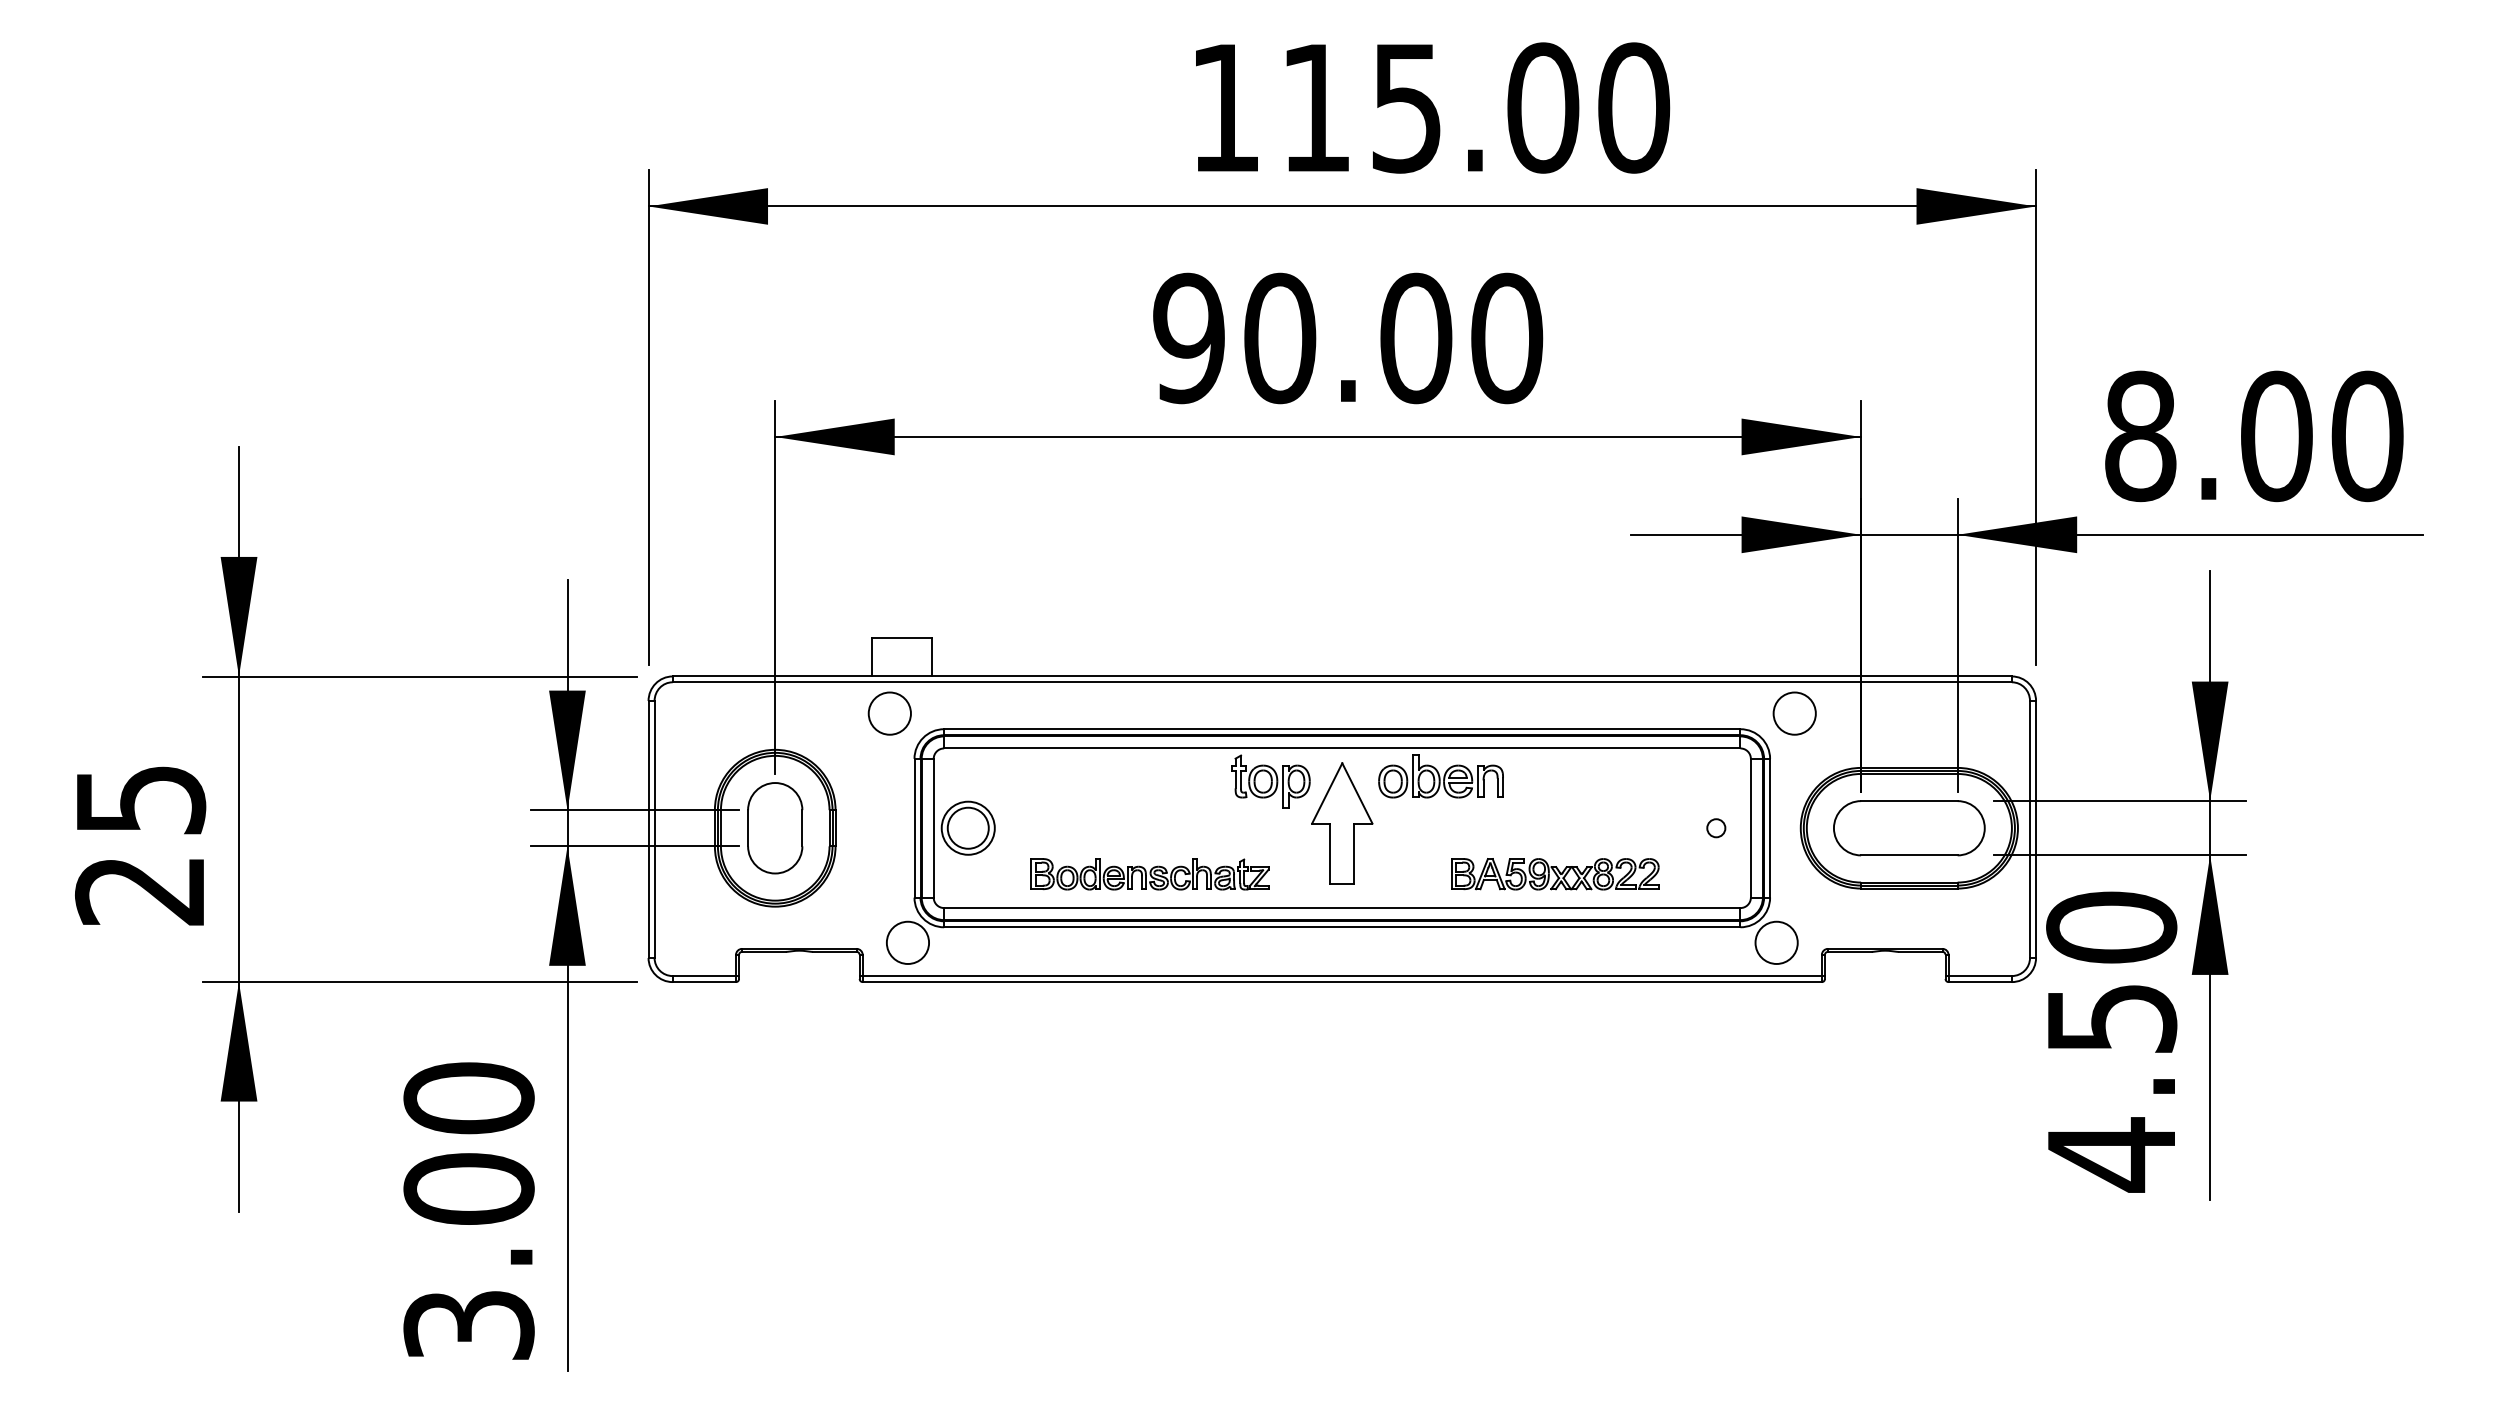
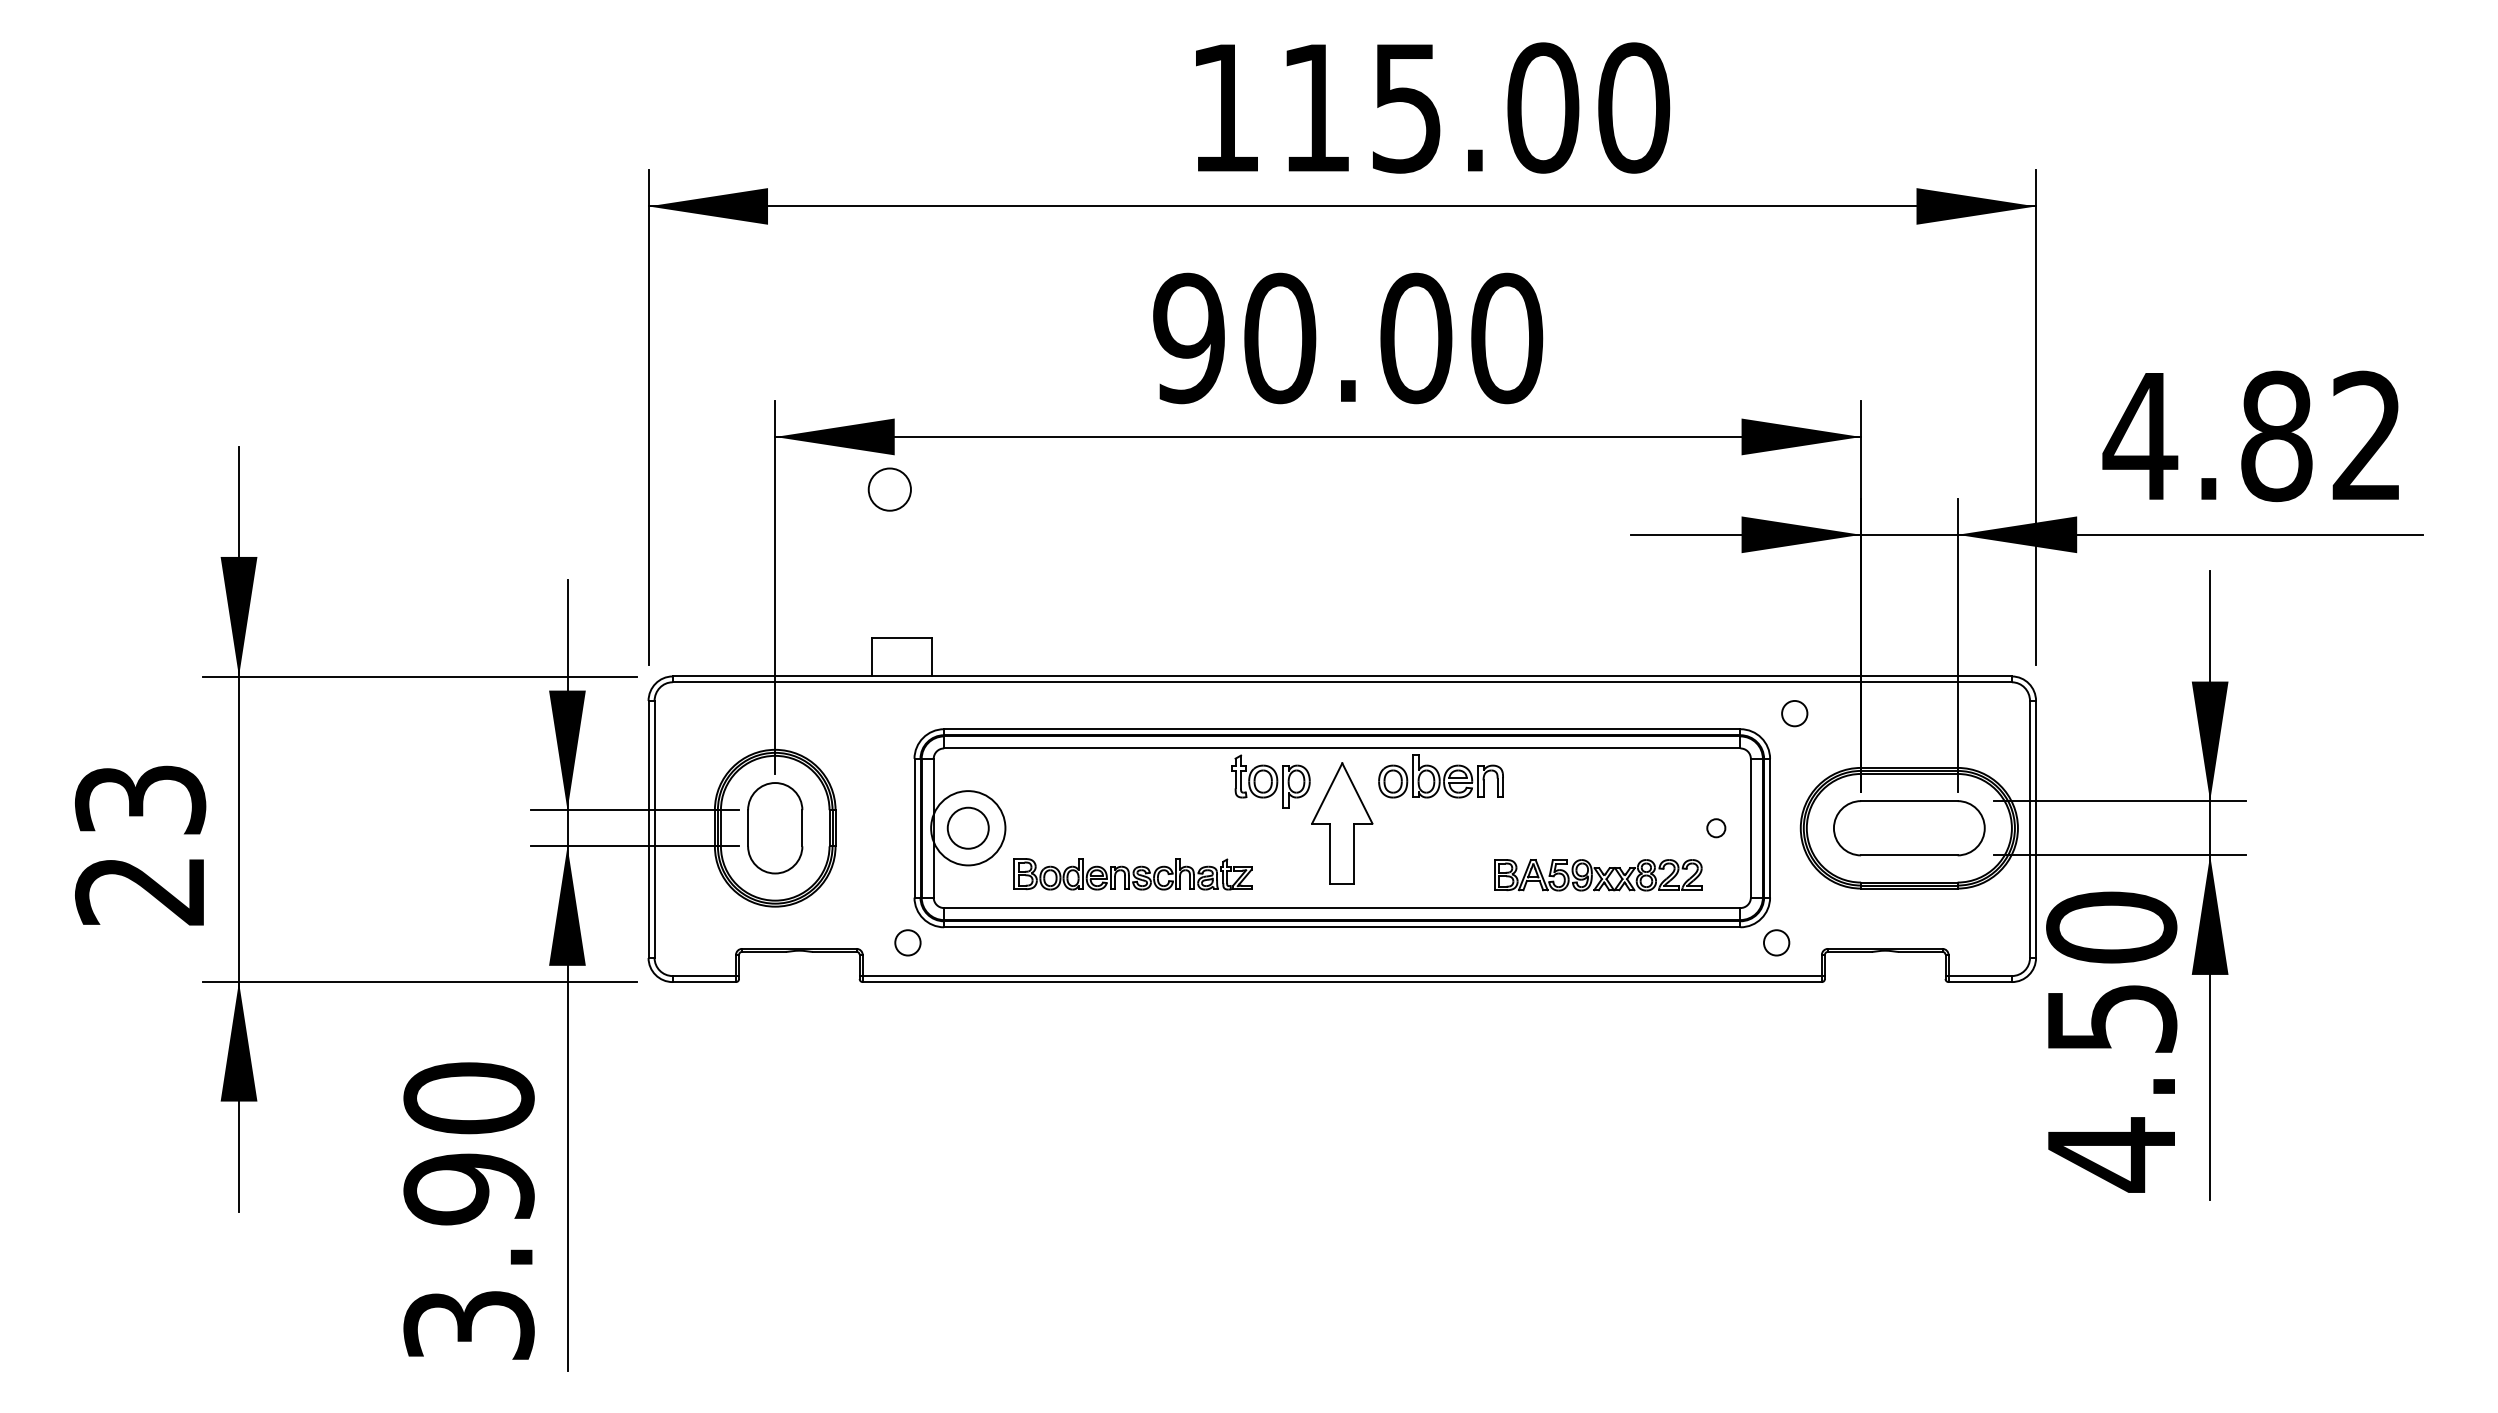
text: 8.00 -> 4.82 (2252, 436)
circle position: (889, 713) -> (889, 489) (889, 489)
circle diameter: 42 px -> 25 px (1794, 713)
text: 25 -> 23 (140, 799)
circle diameter: 53 px -> 74 px (968, 828)
part position: (1149, 874) -> (1132, 874) (1132, 874)
part position: (1555, 874) -> (1598, 875) (1598, 875)
circle diameter: 42 px -> 25 px (907, 942)
circle diameter: 42 px -> 25 px (1776, 942)
text: 3.00 -> 3.90 (468, 1189)
